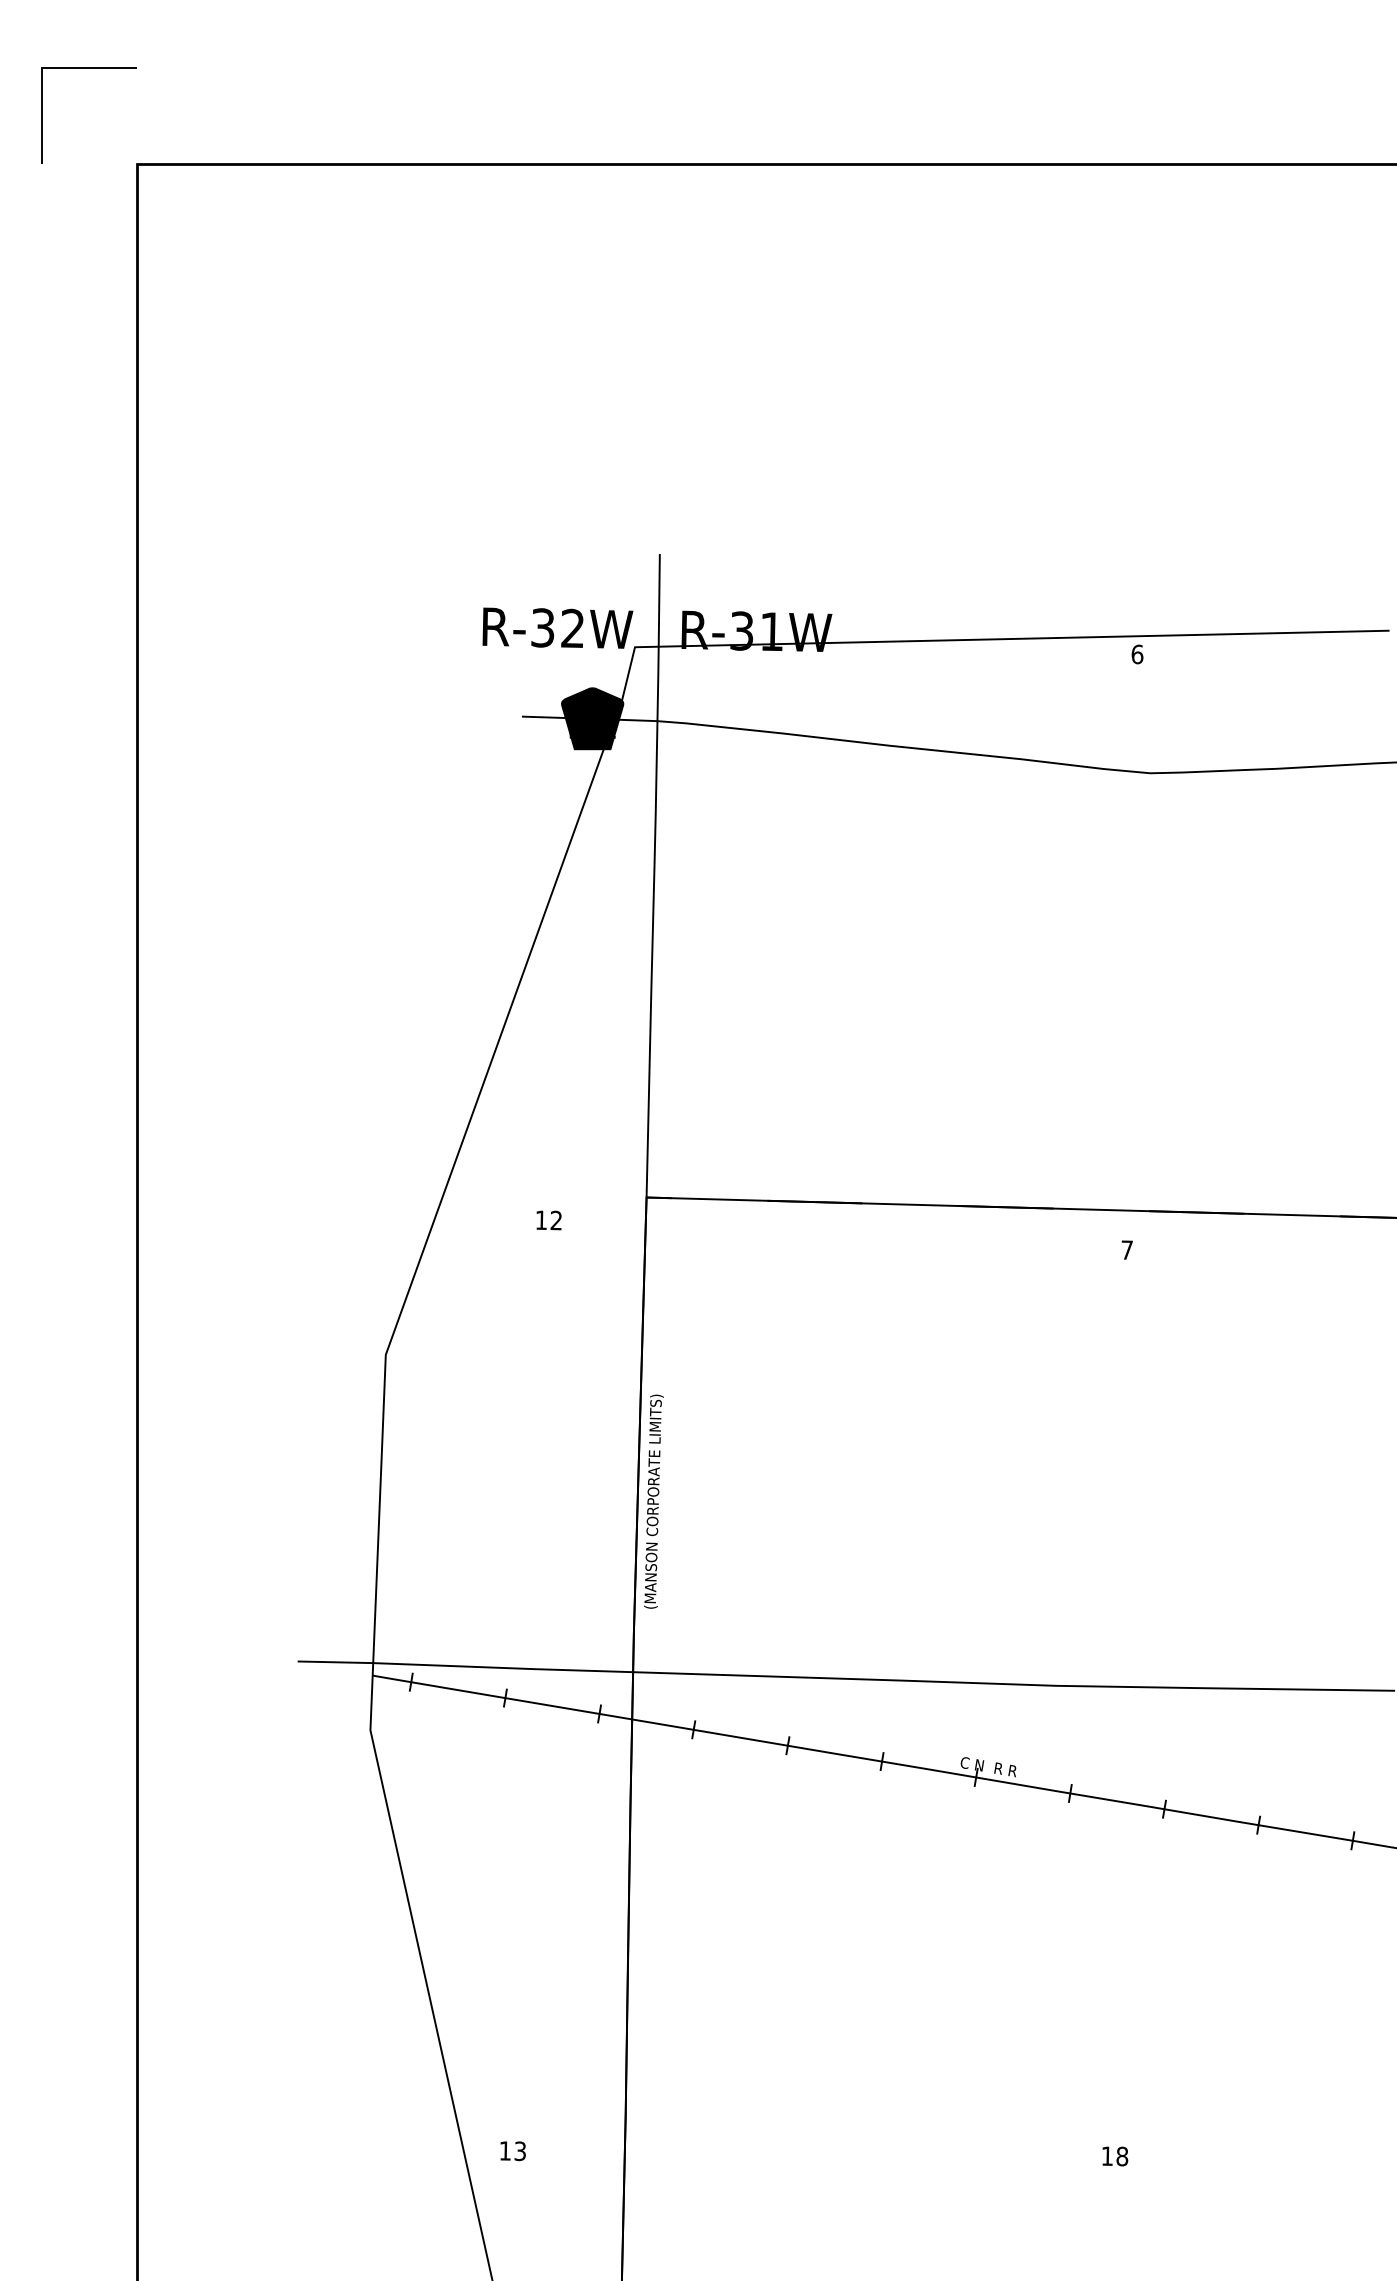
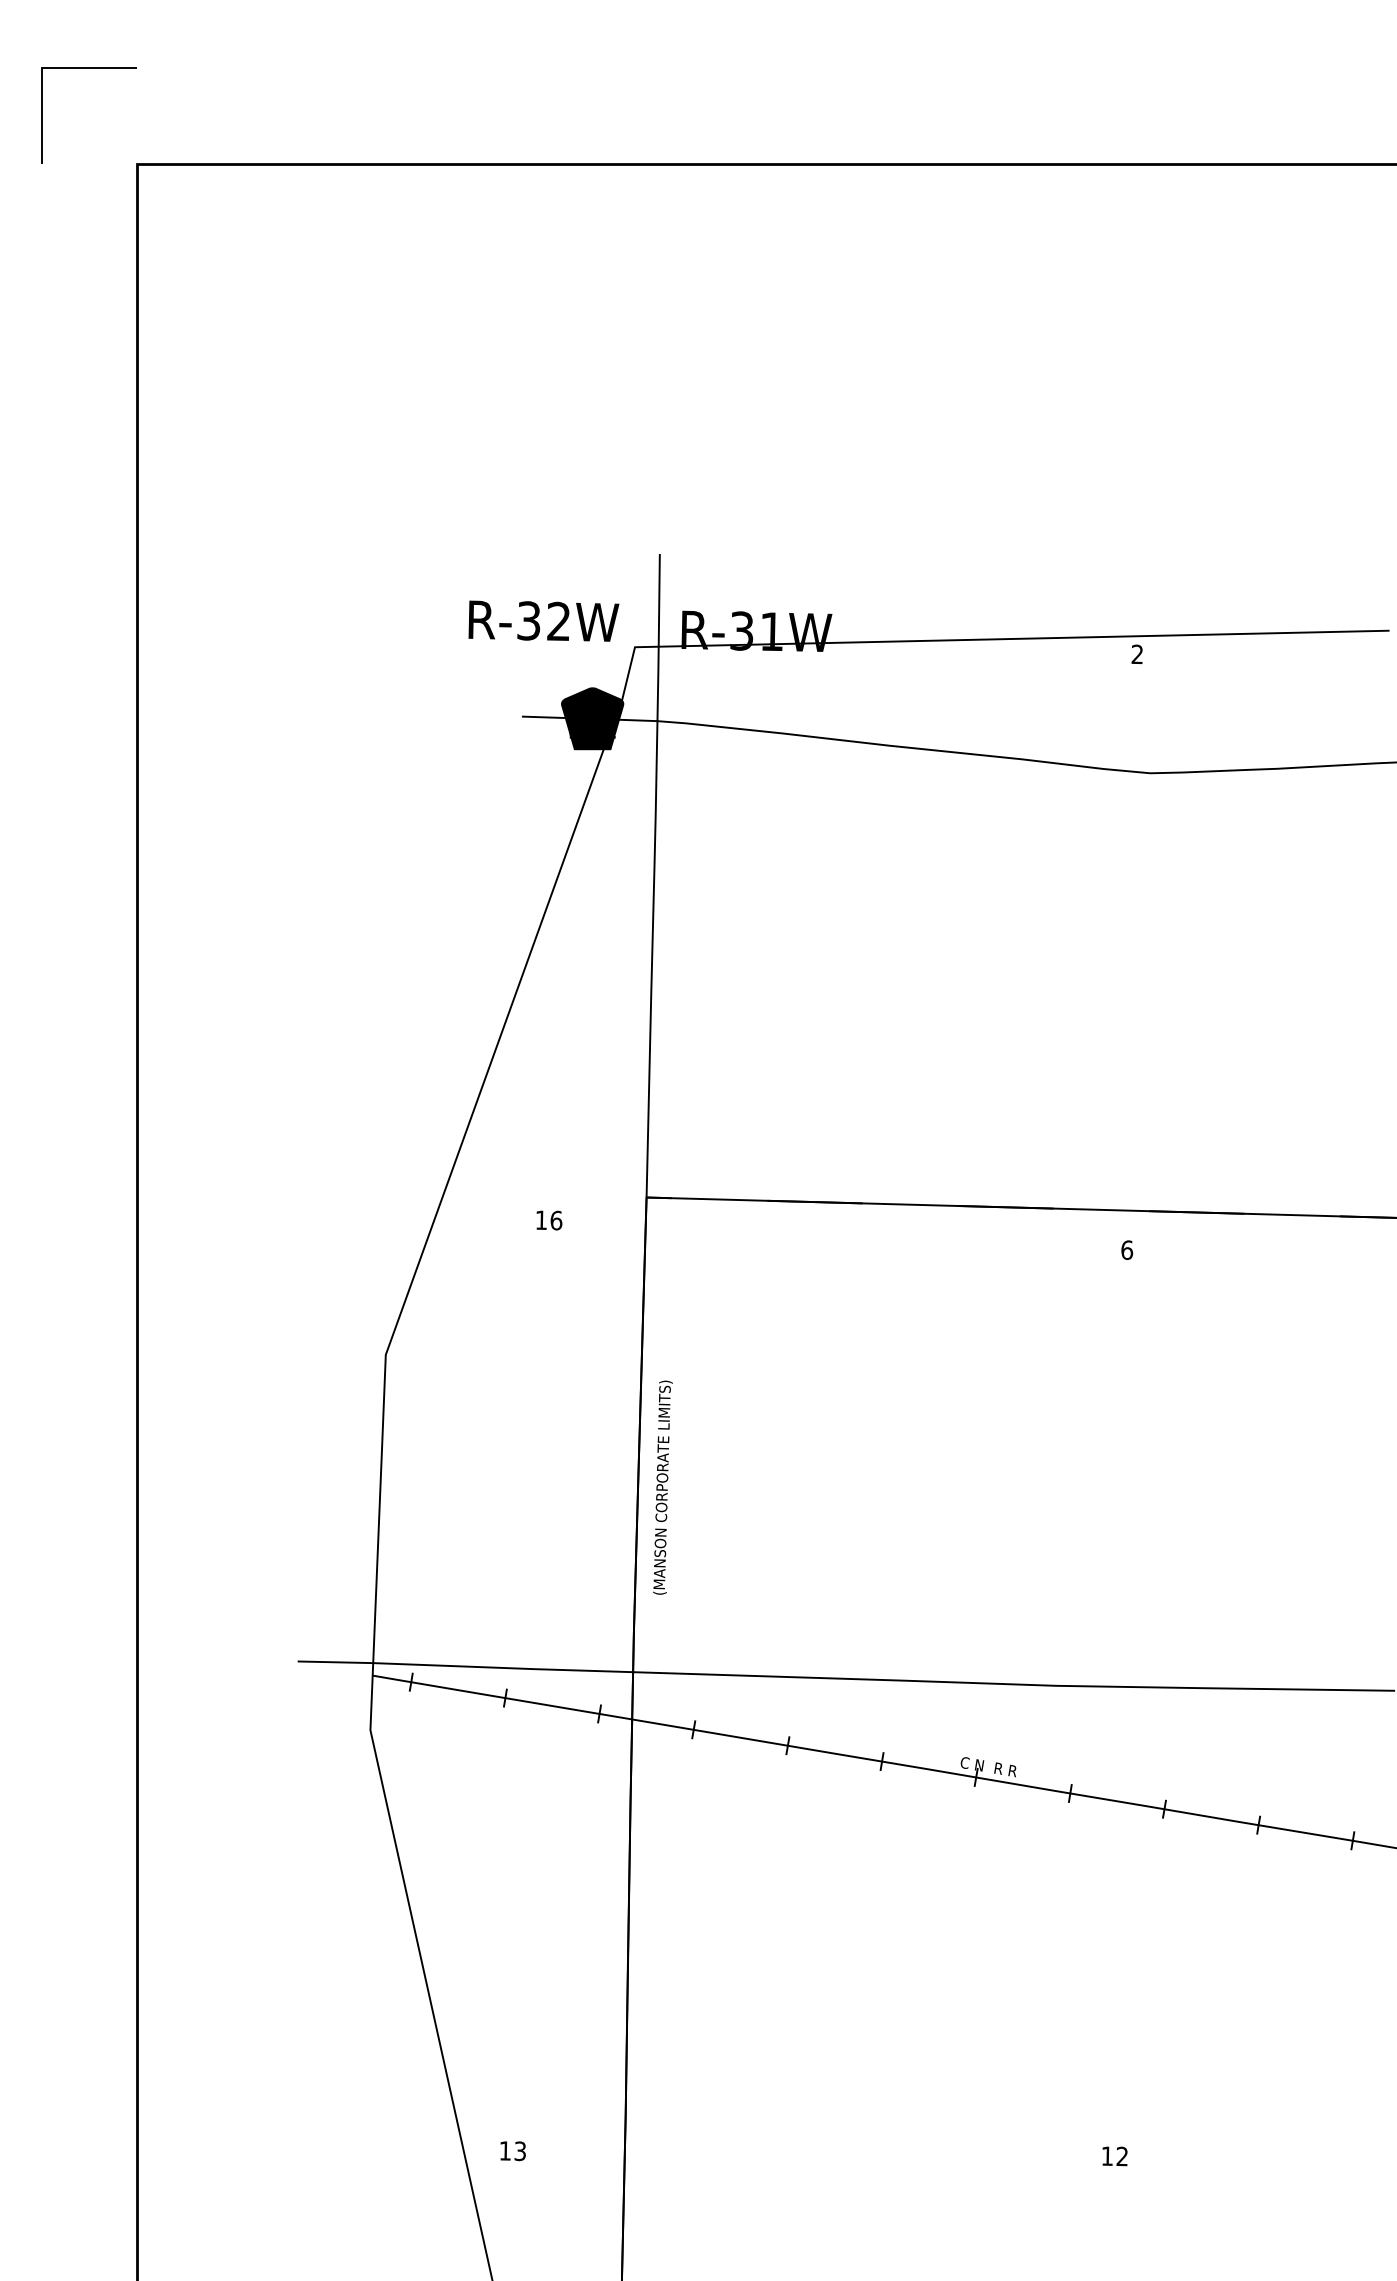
text position: (557, 627) -> (543, 620) (543, 620)
text: 6 -> 2 (1137, 654)
text: 12 -> 16 (556, 1220)
text: 7 -> 6 (1127, 1249)
text position: (653, 1501) -> (662, 1487) (662, 1487)
text: 18 -> 12 (1122, 2156)
